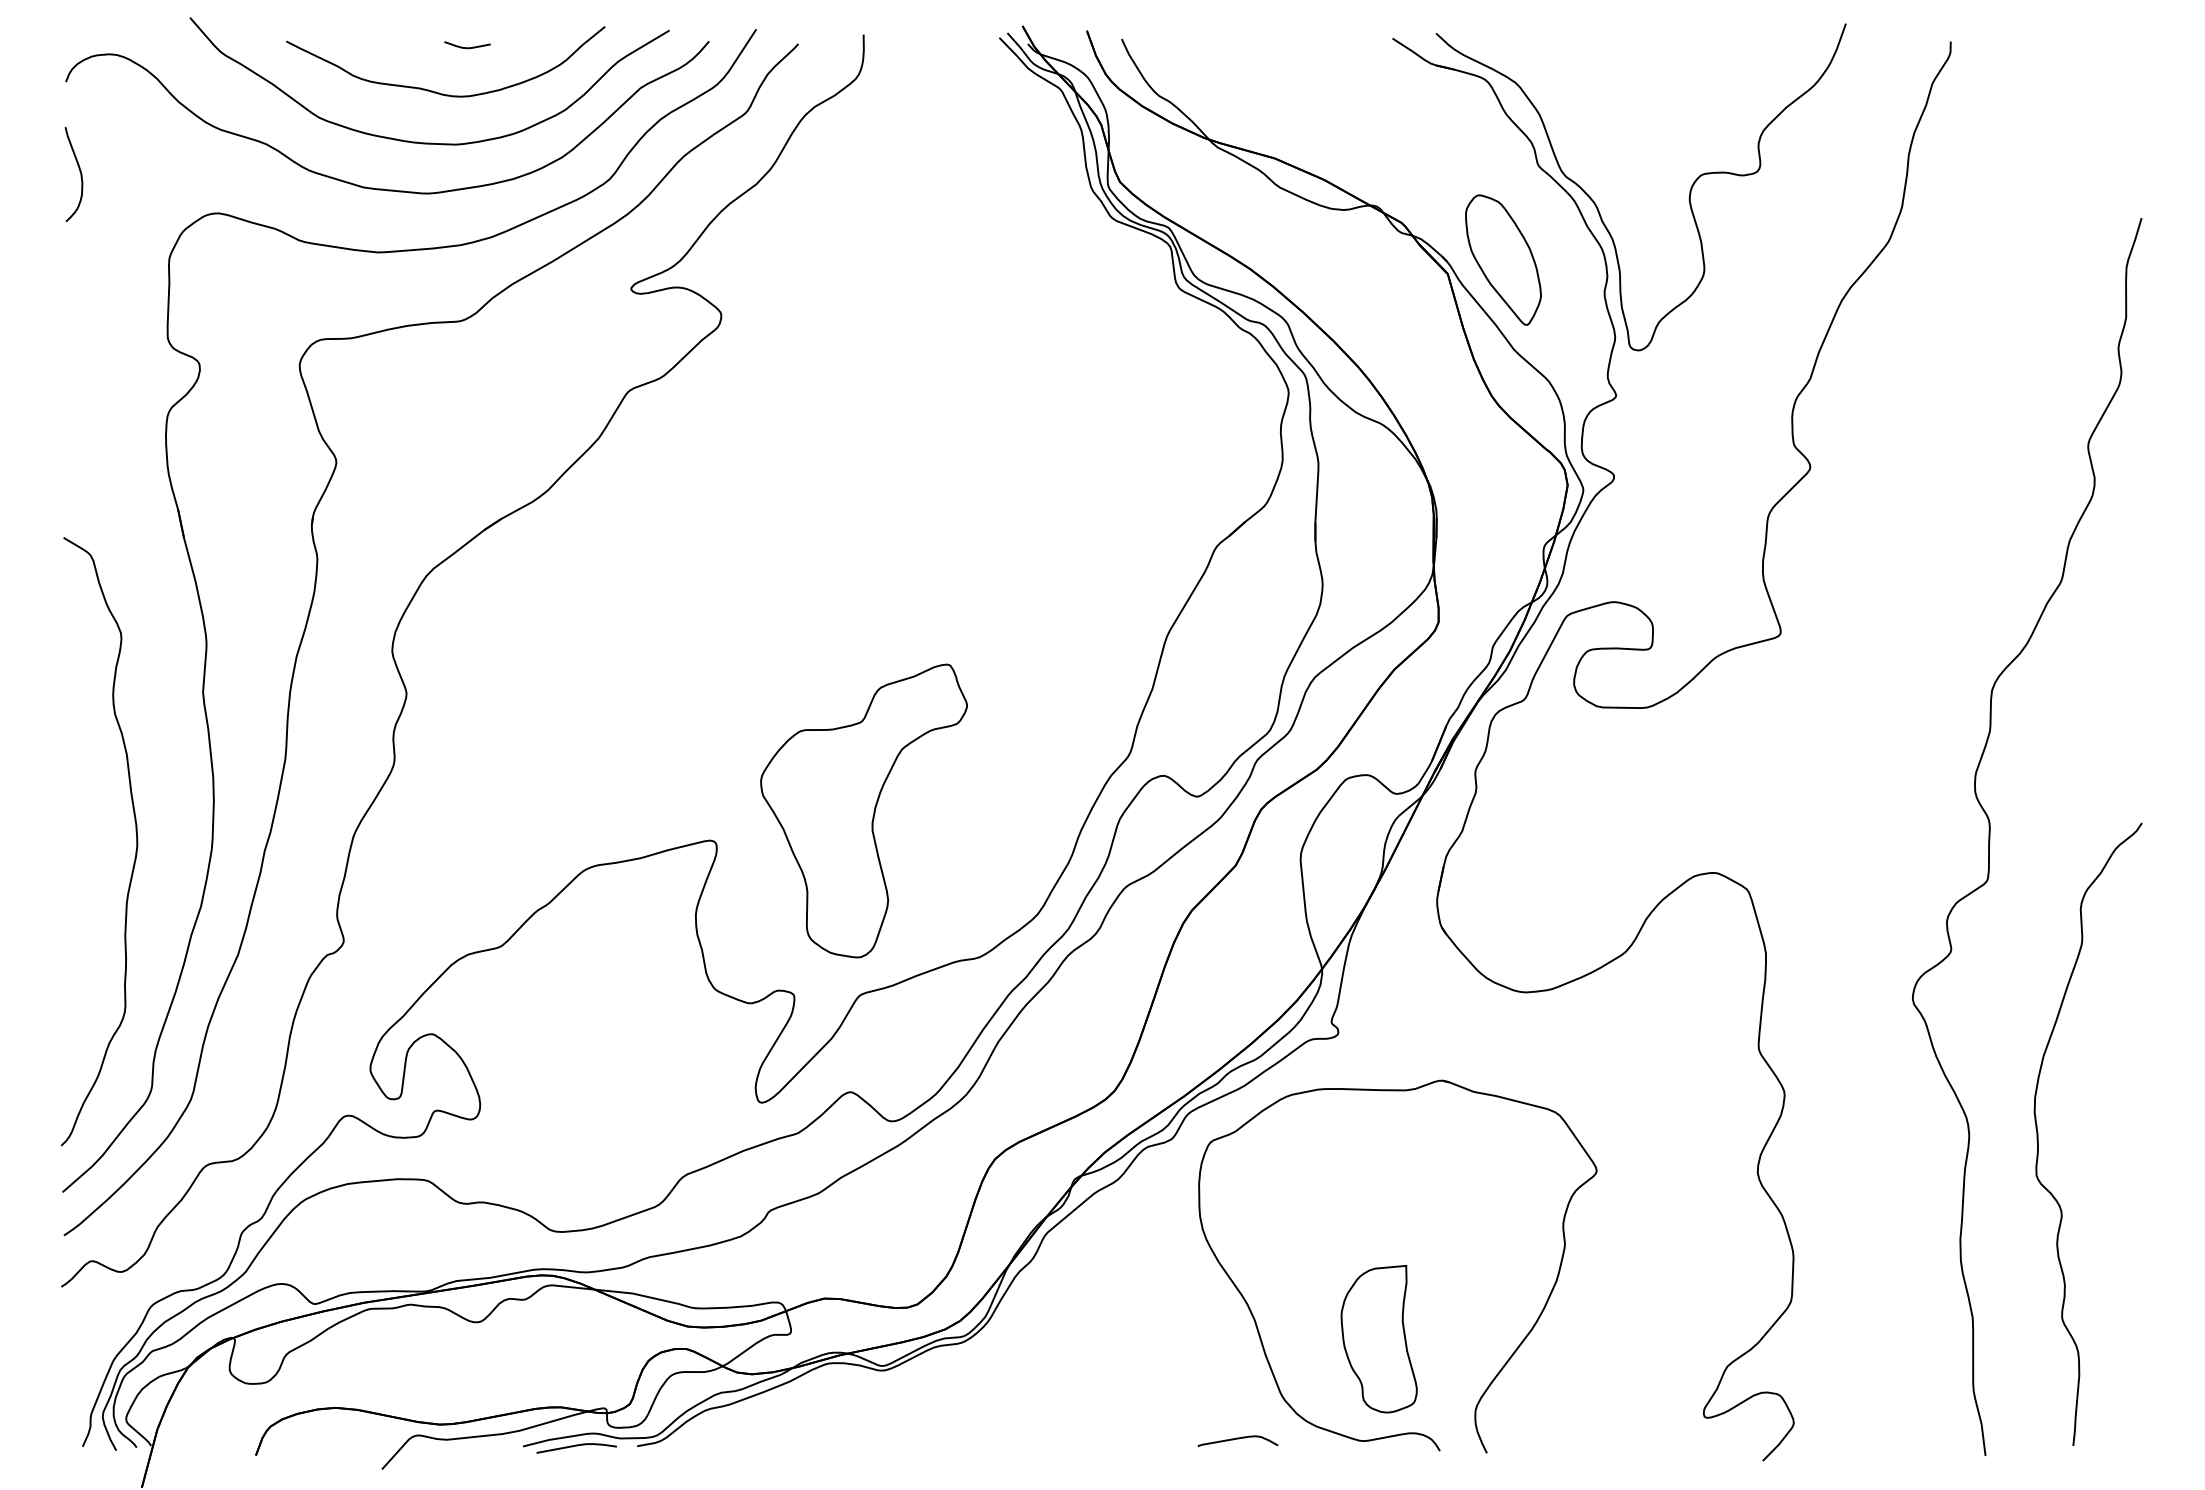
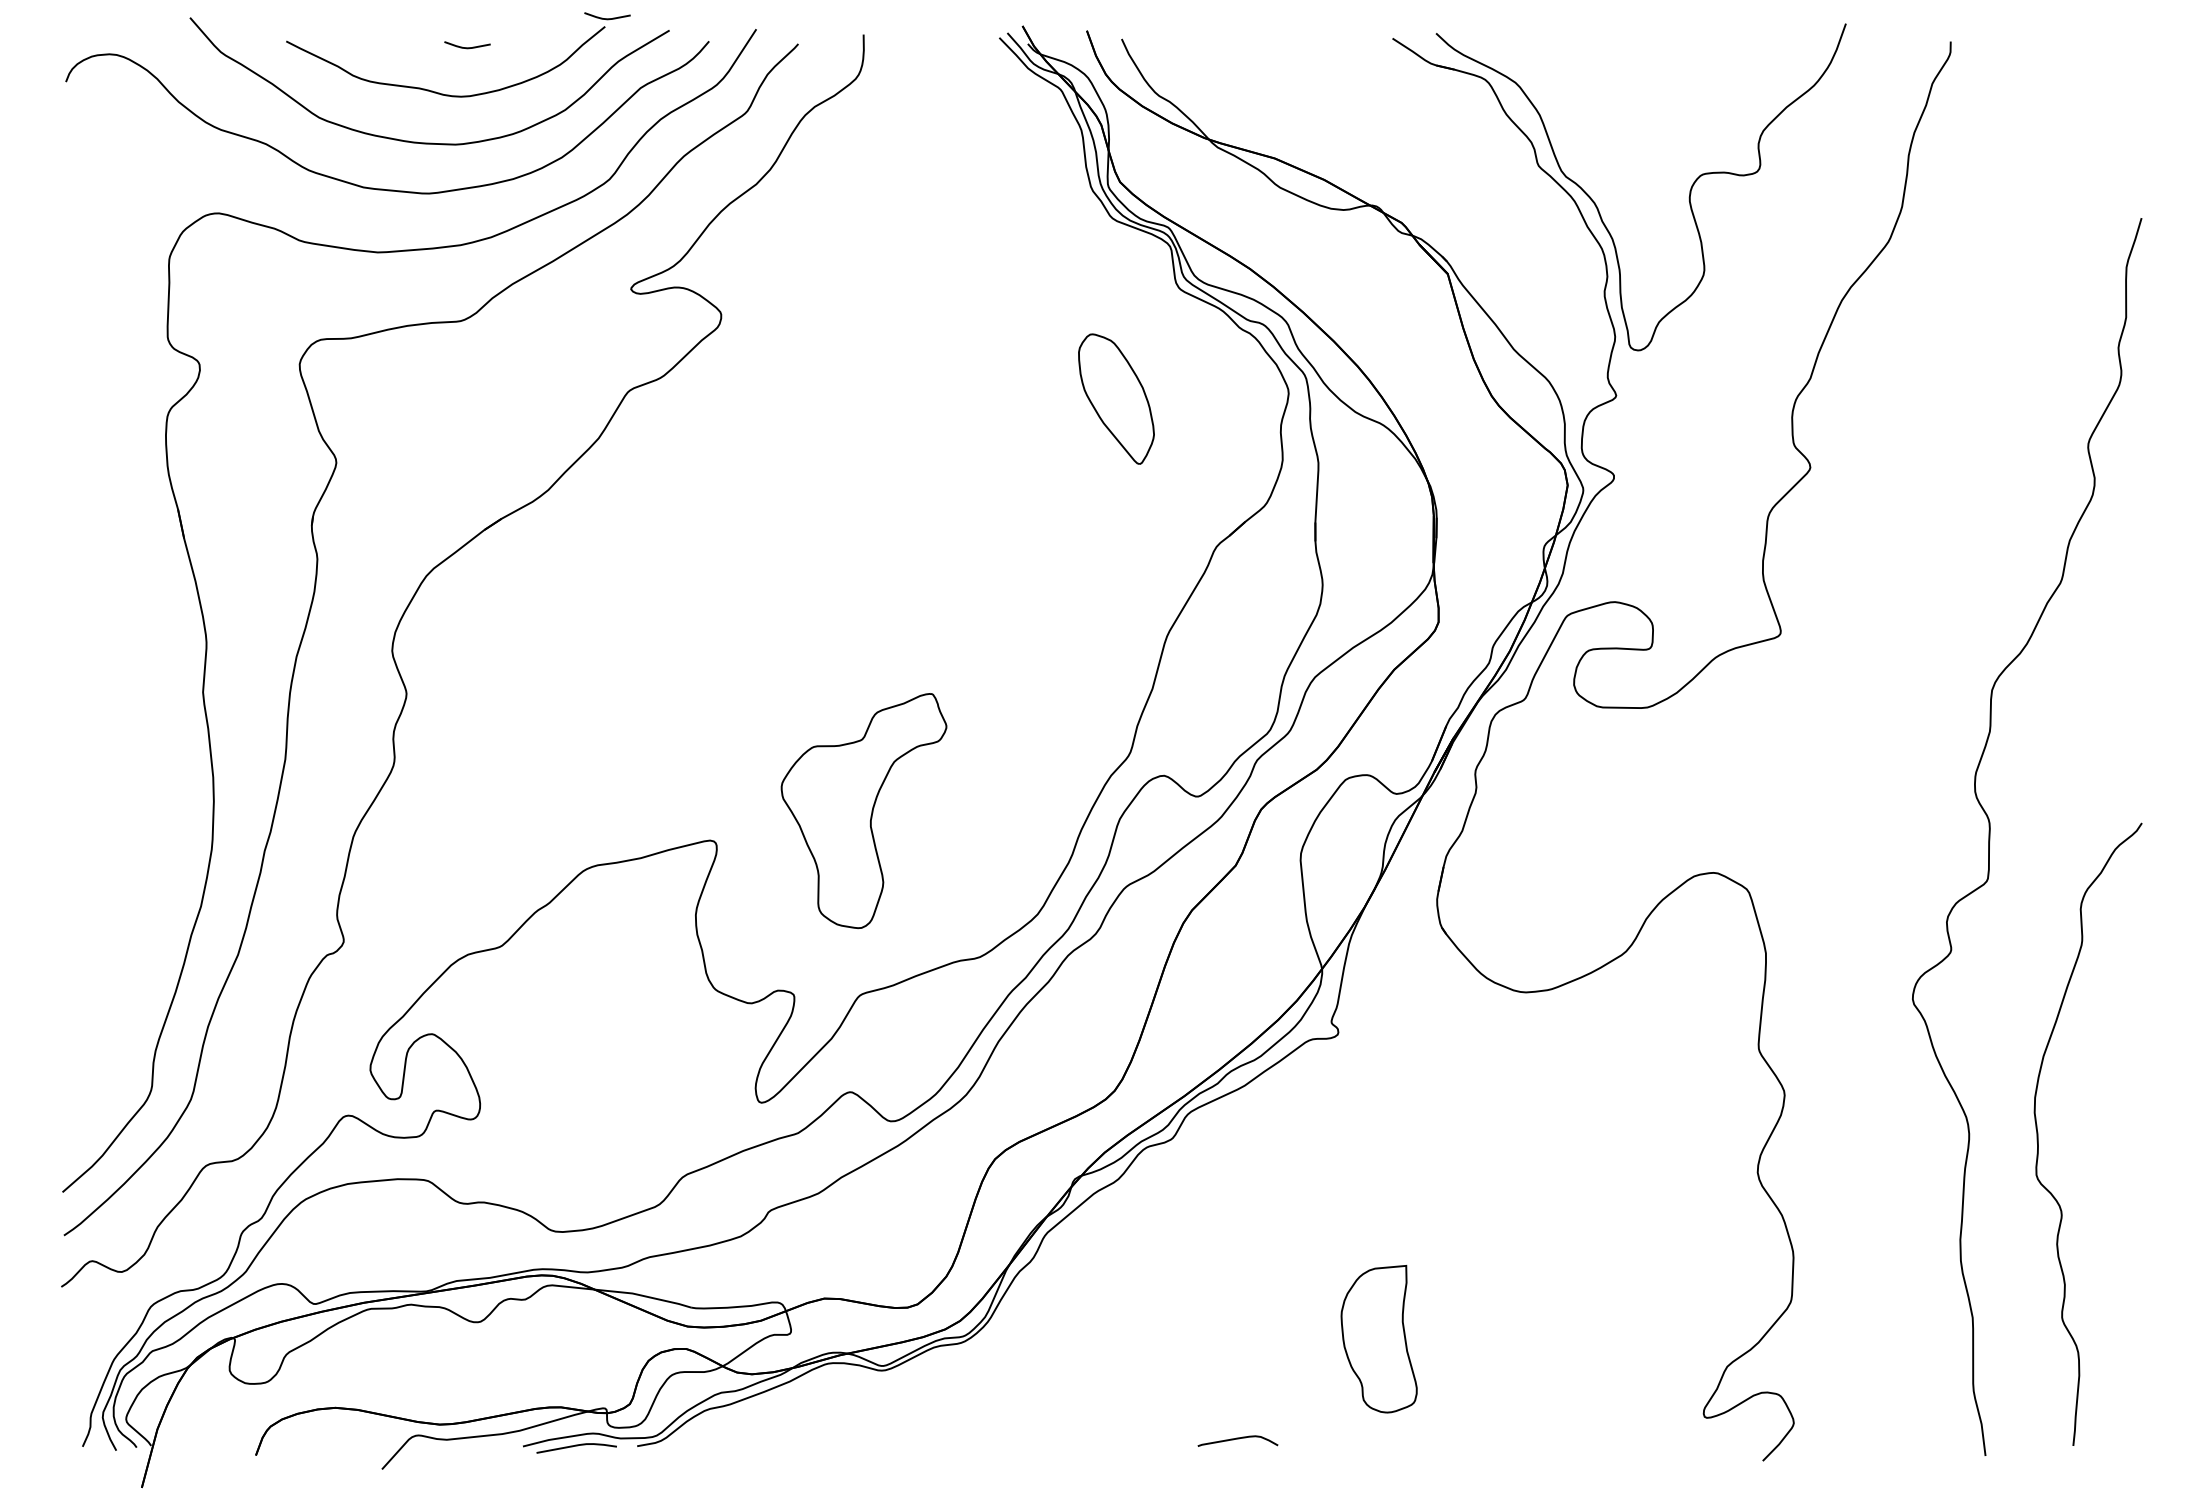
curve: none -> present (607, 18)
curve: present -> none (79, 171)
part position: (1503, 259) -> (1116, 398) (1116, 398)
part size: 208x296 px -> 168x237 px (863, 811)
curve: present -> none (136, 841)
part: present -> none (1511, 1354)
